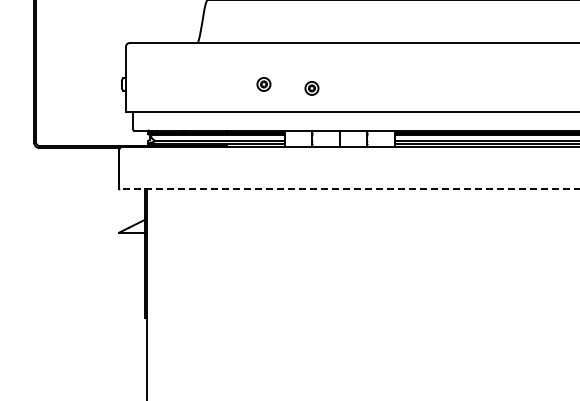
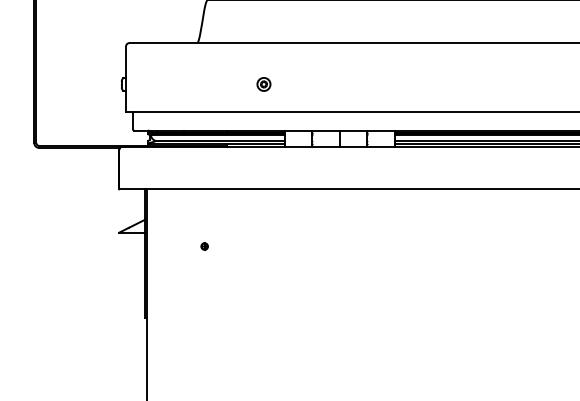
part: present -> none (311, 88)
line: dashed -> solid (349, 188)
part: none -> present (204, 246)
